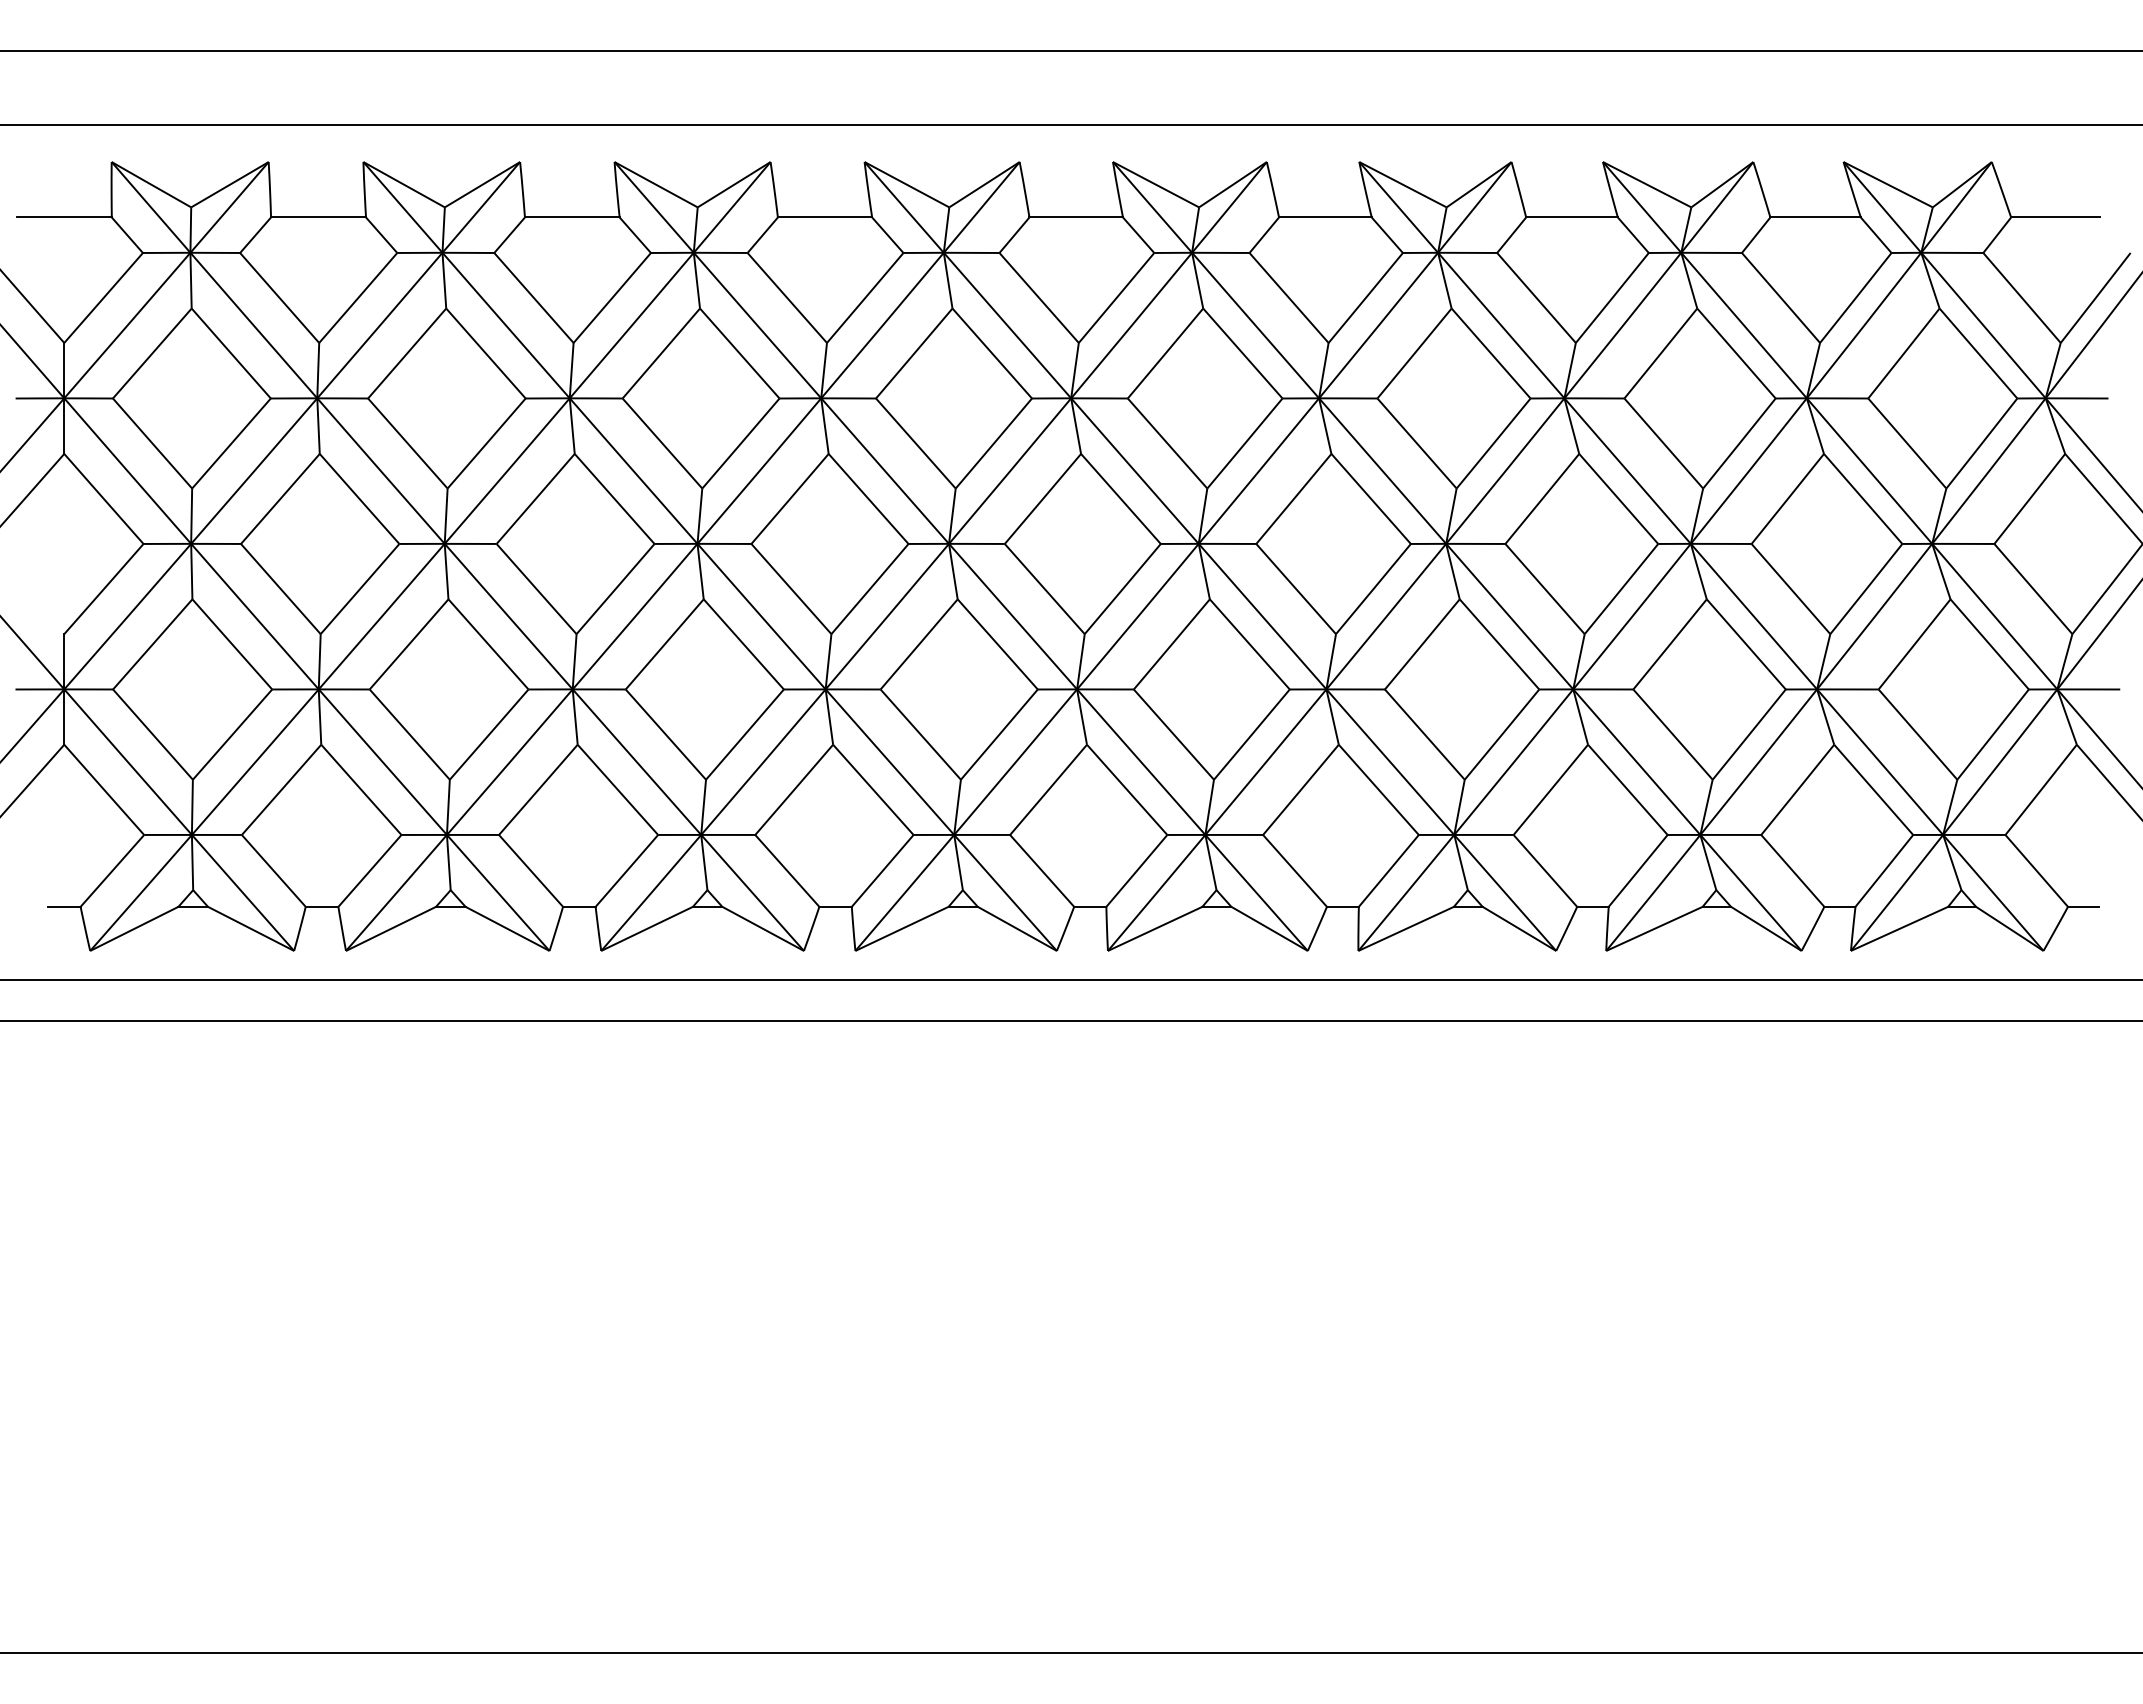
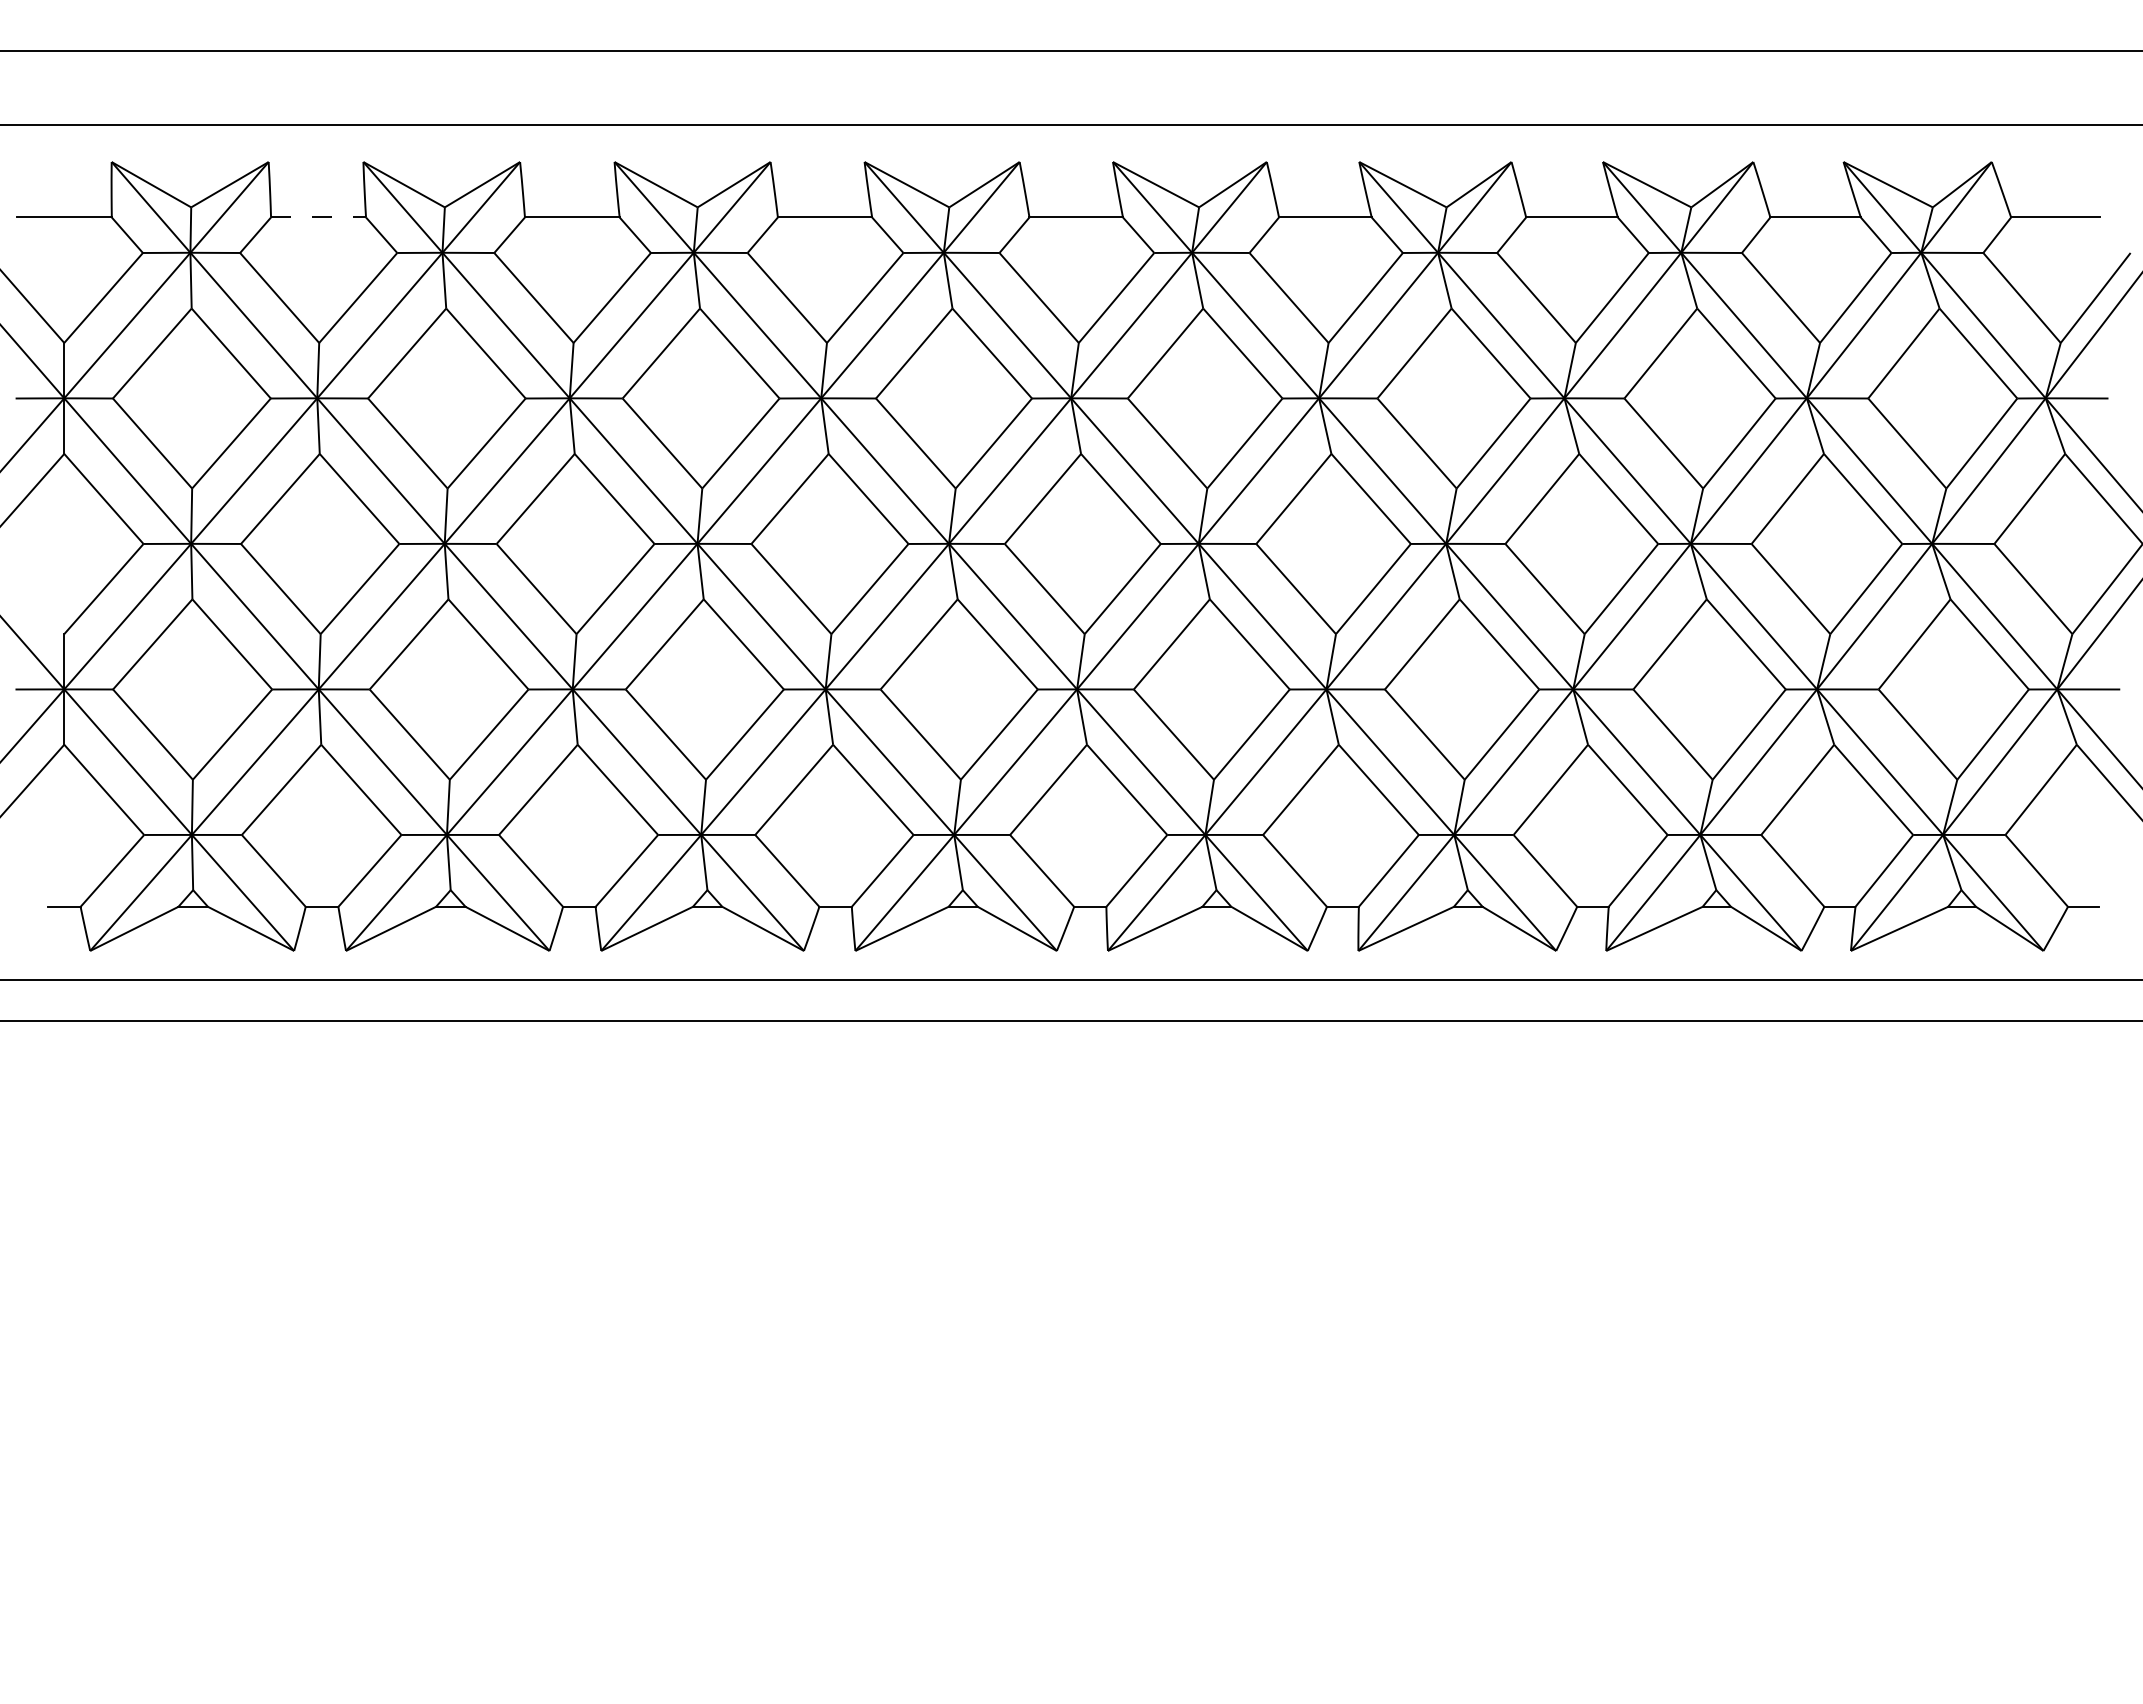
line: solid -> dashed (319, 217)
line: present -> none (1070, 1652)
